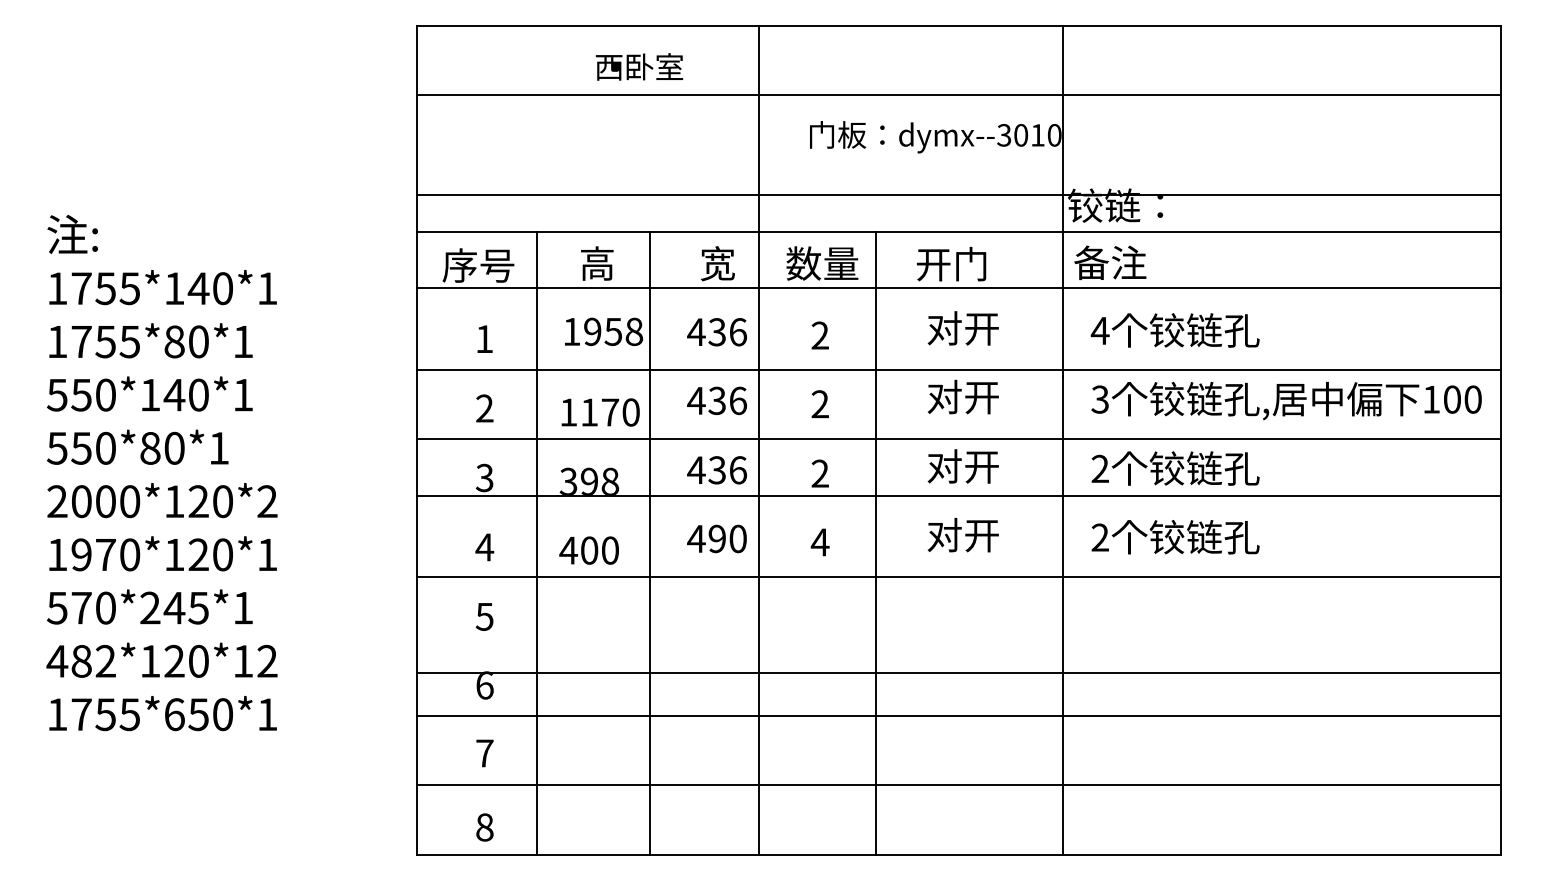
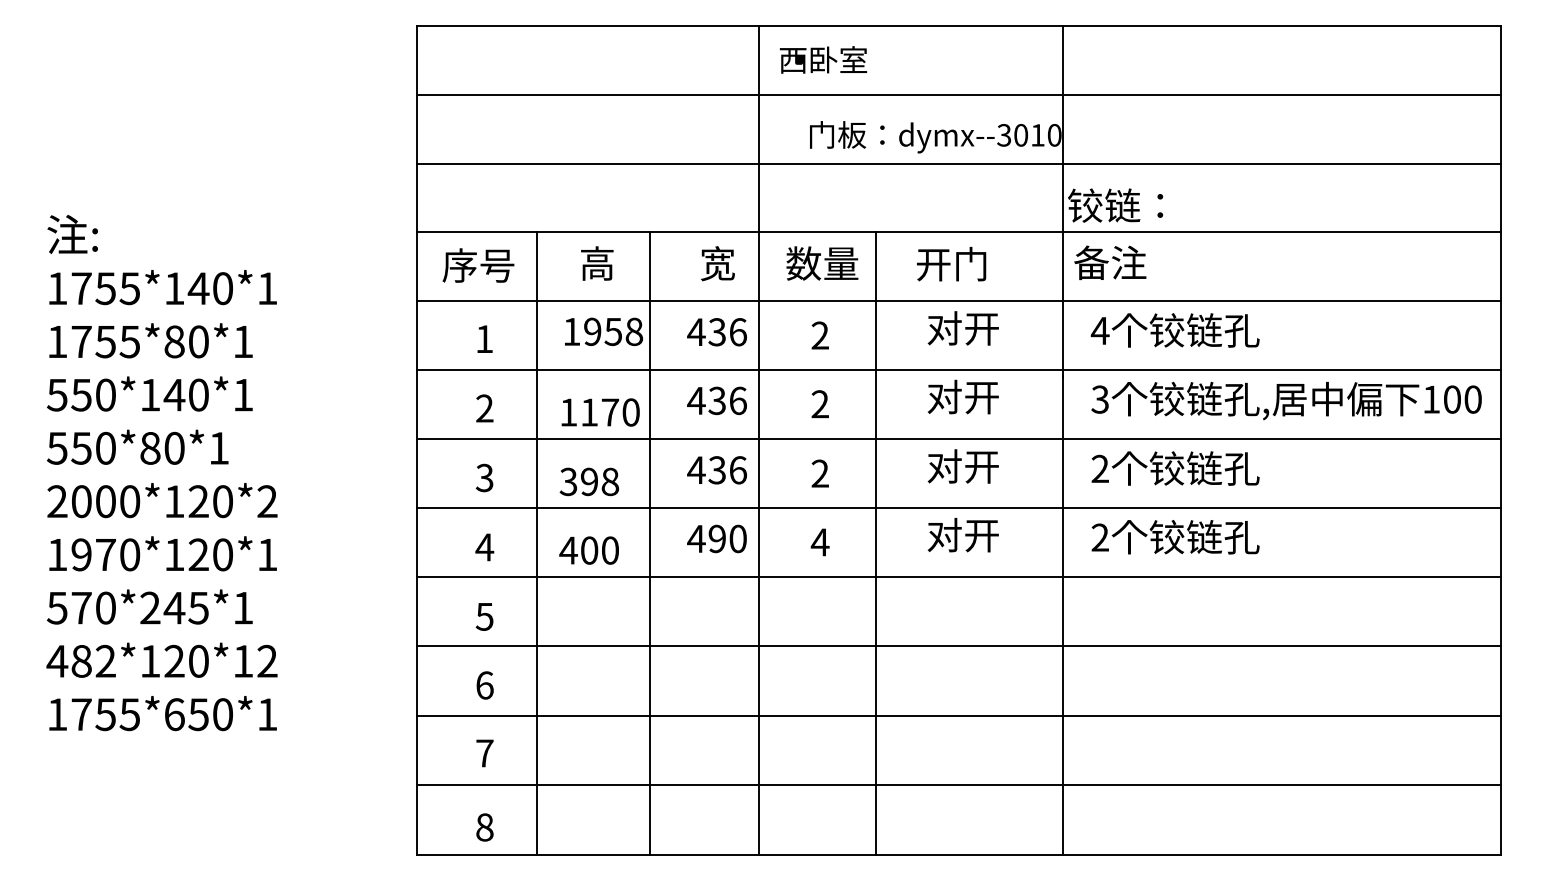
text position: (639, 66) -> (823, 59) (823, 59)
line position: (958, 194) -> (958, 163) (958, 163)
line position: (958, 287) -> (958, 300) (958, 300)
line position: (958, 495) -> (958, 507) (958, 507)
line position: (958, 672) -> (958, 645) (958, 645)
